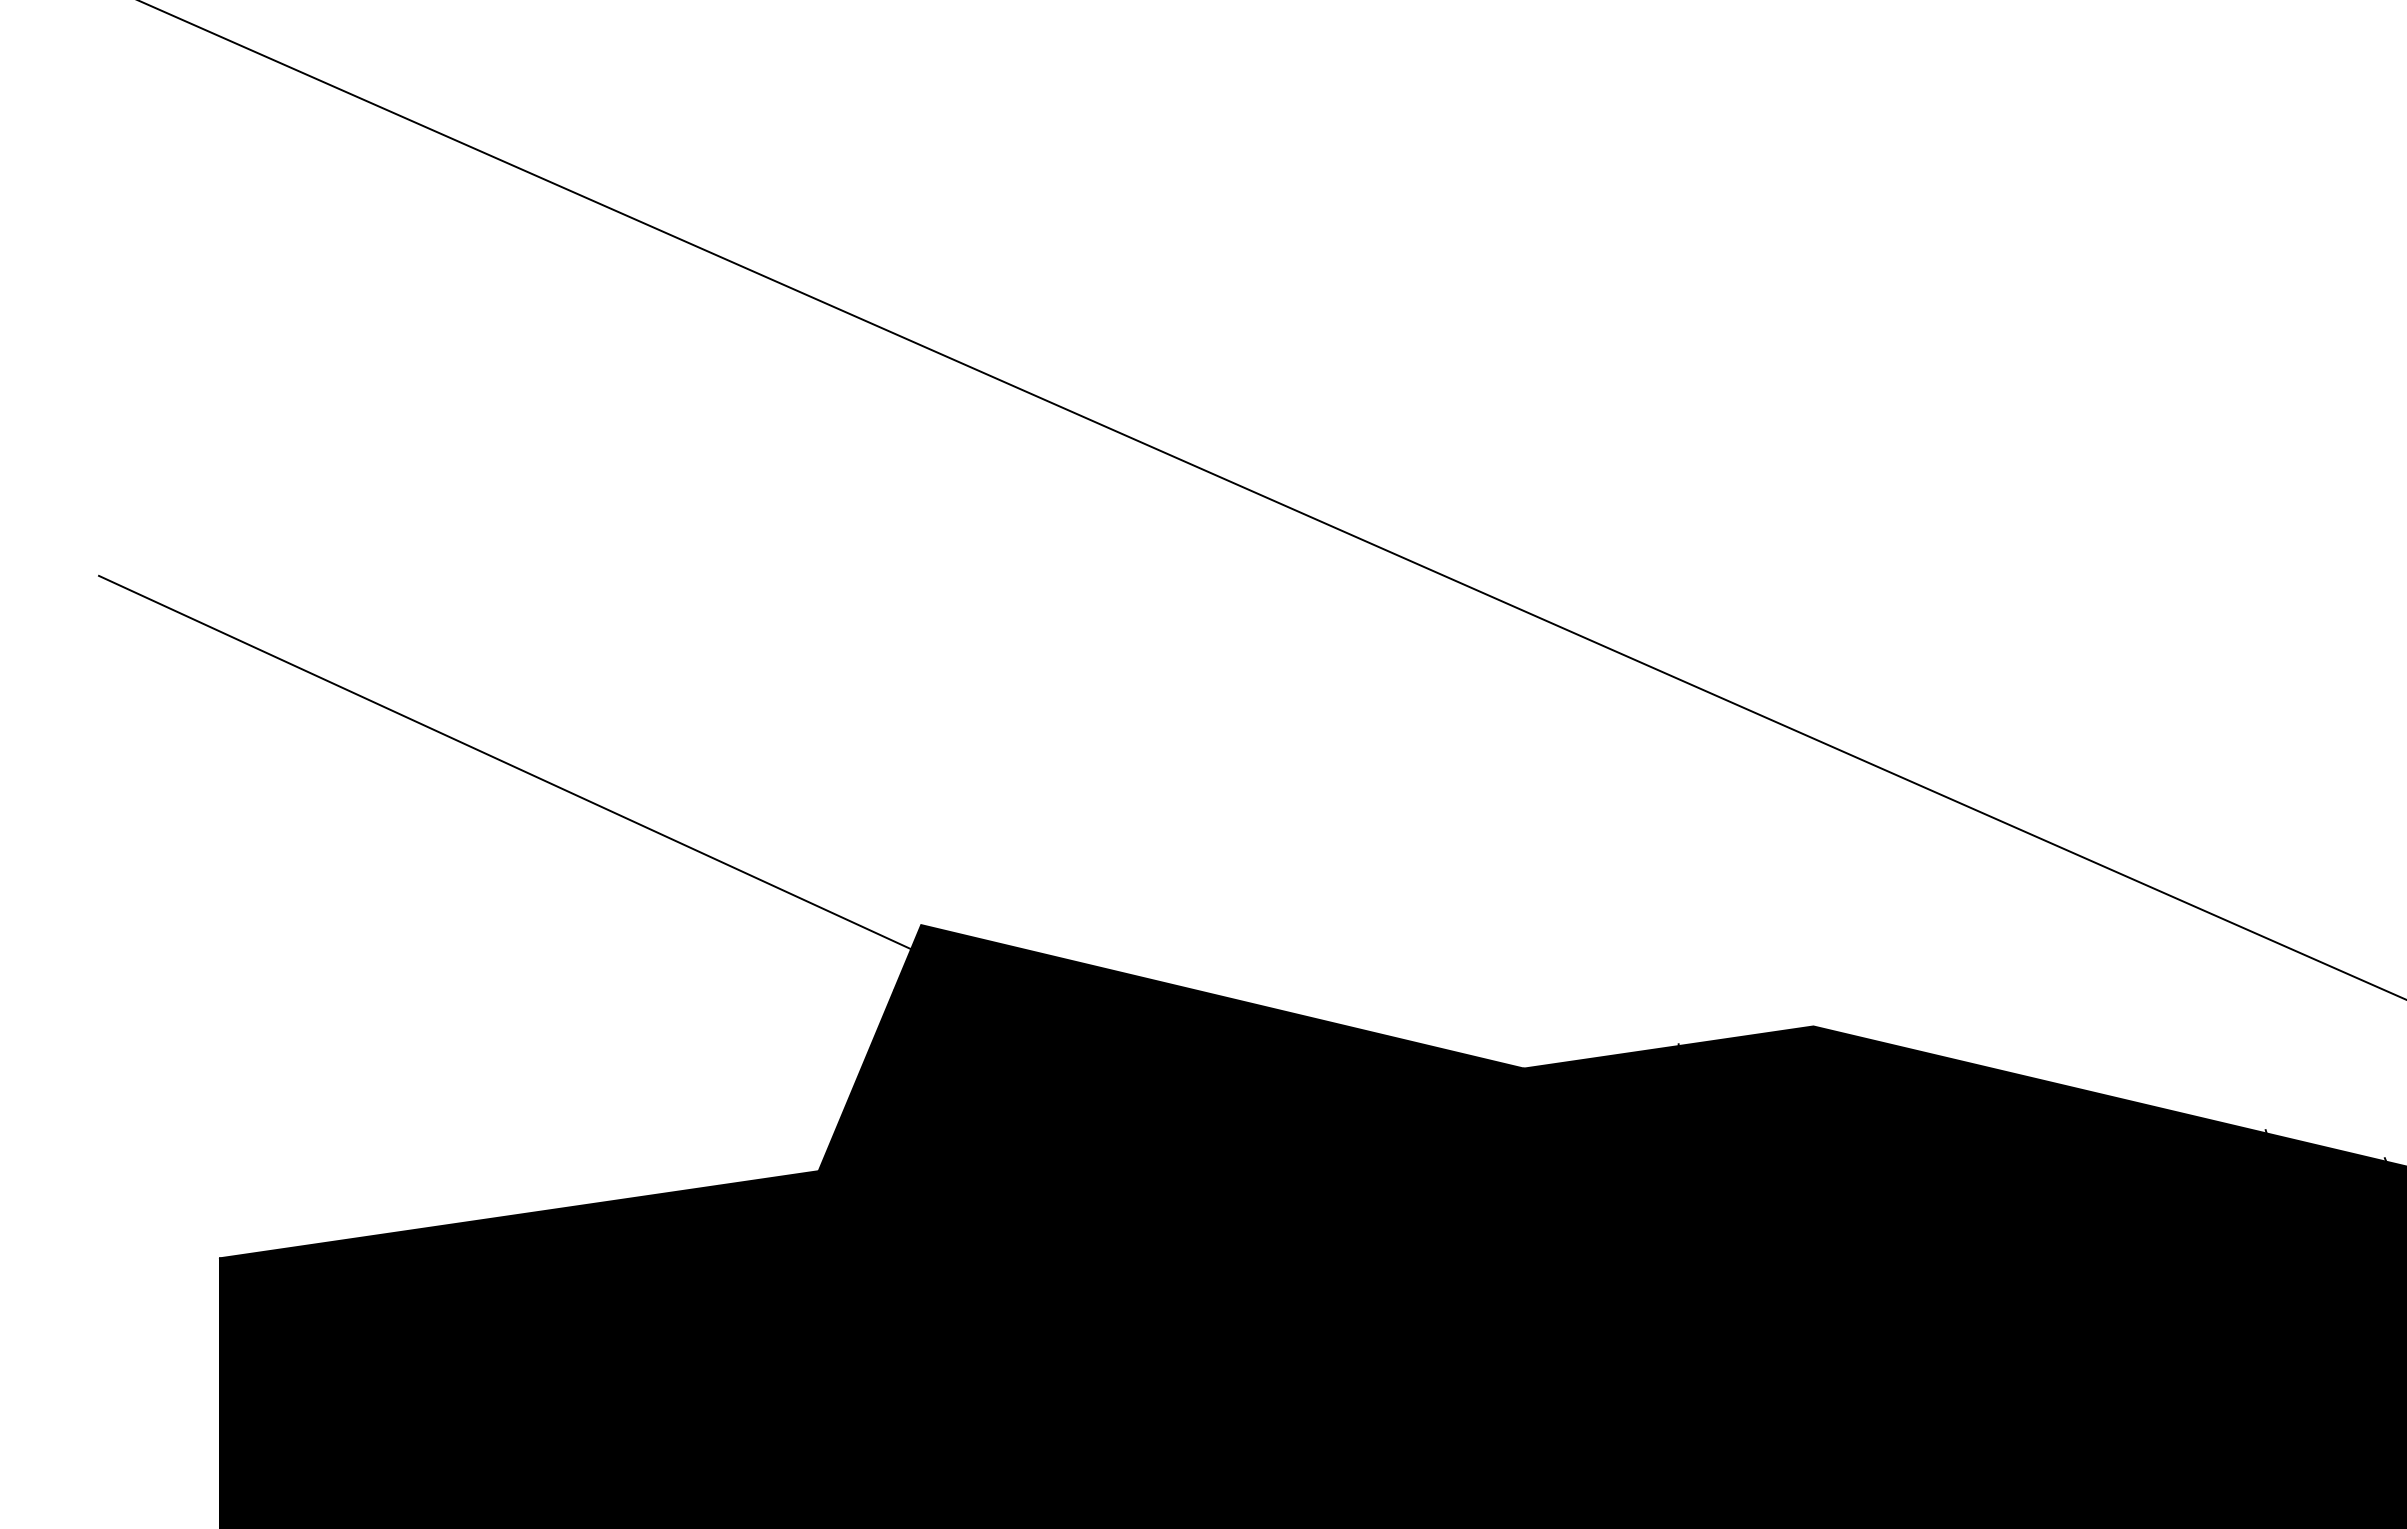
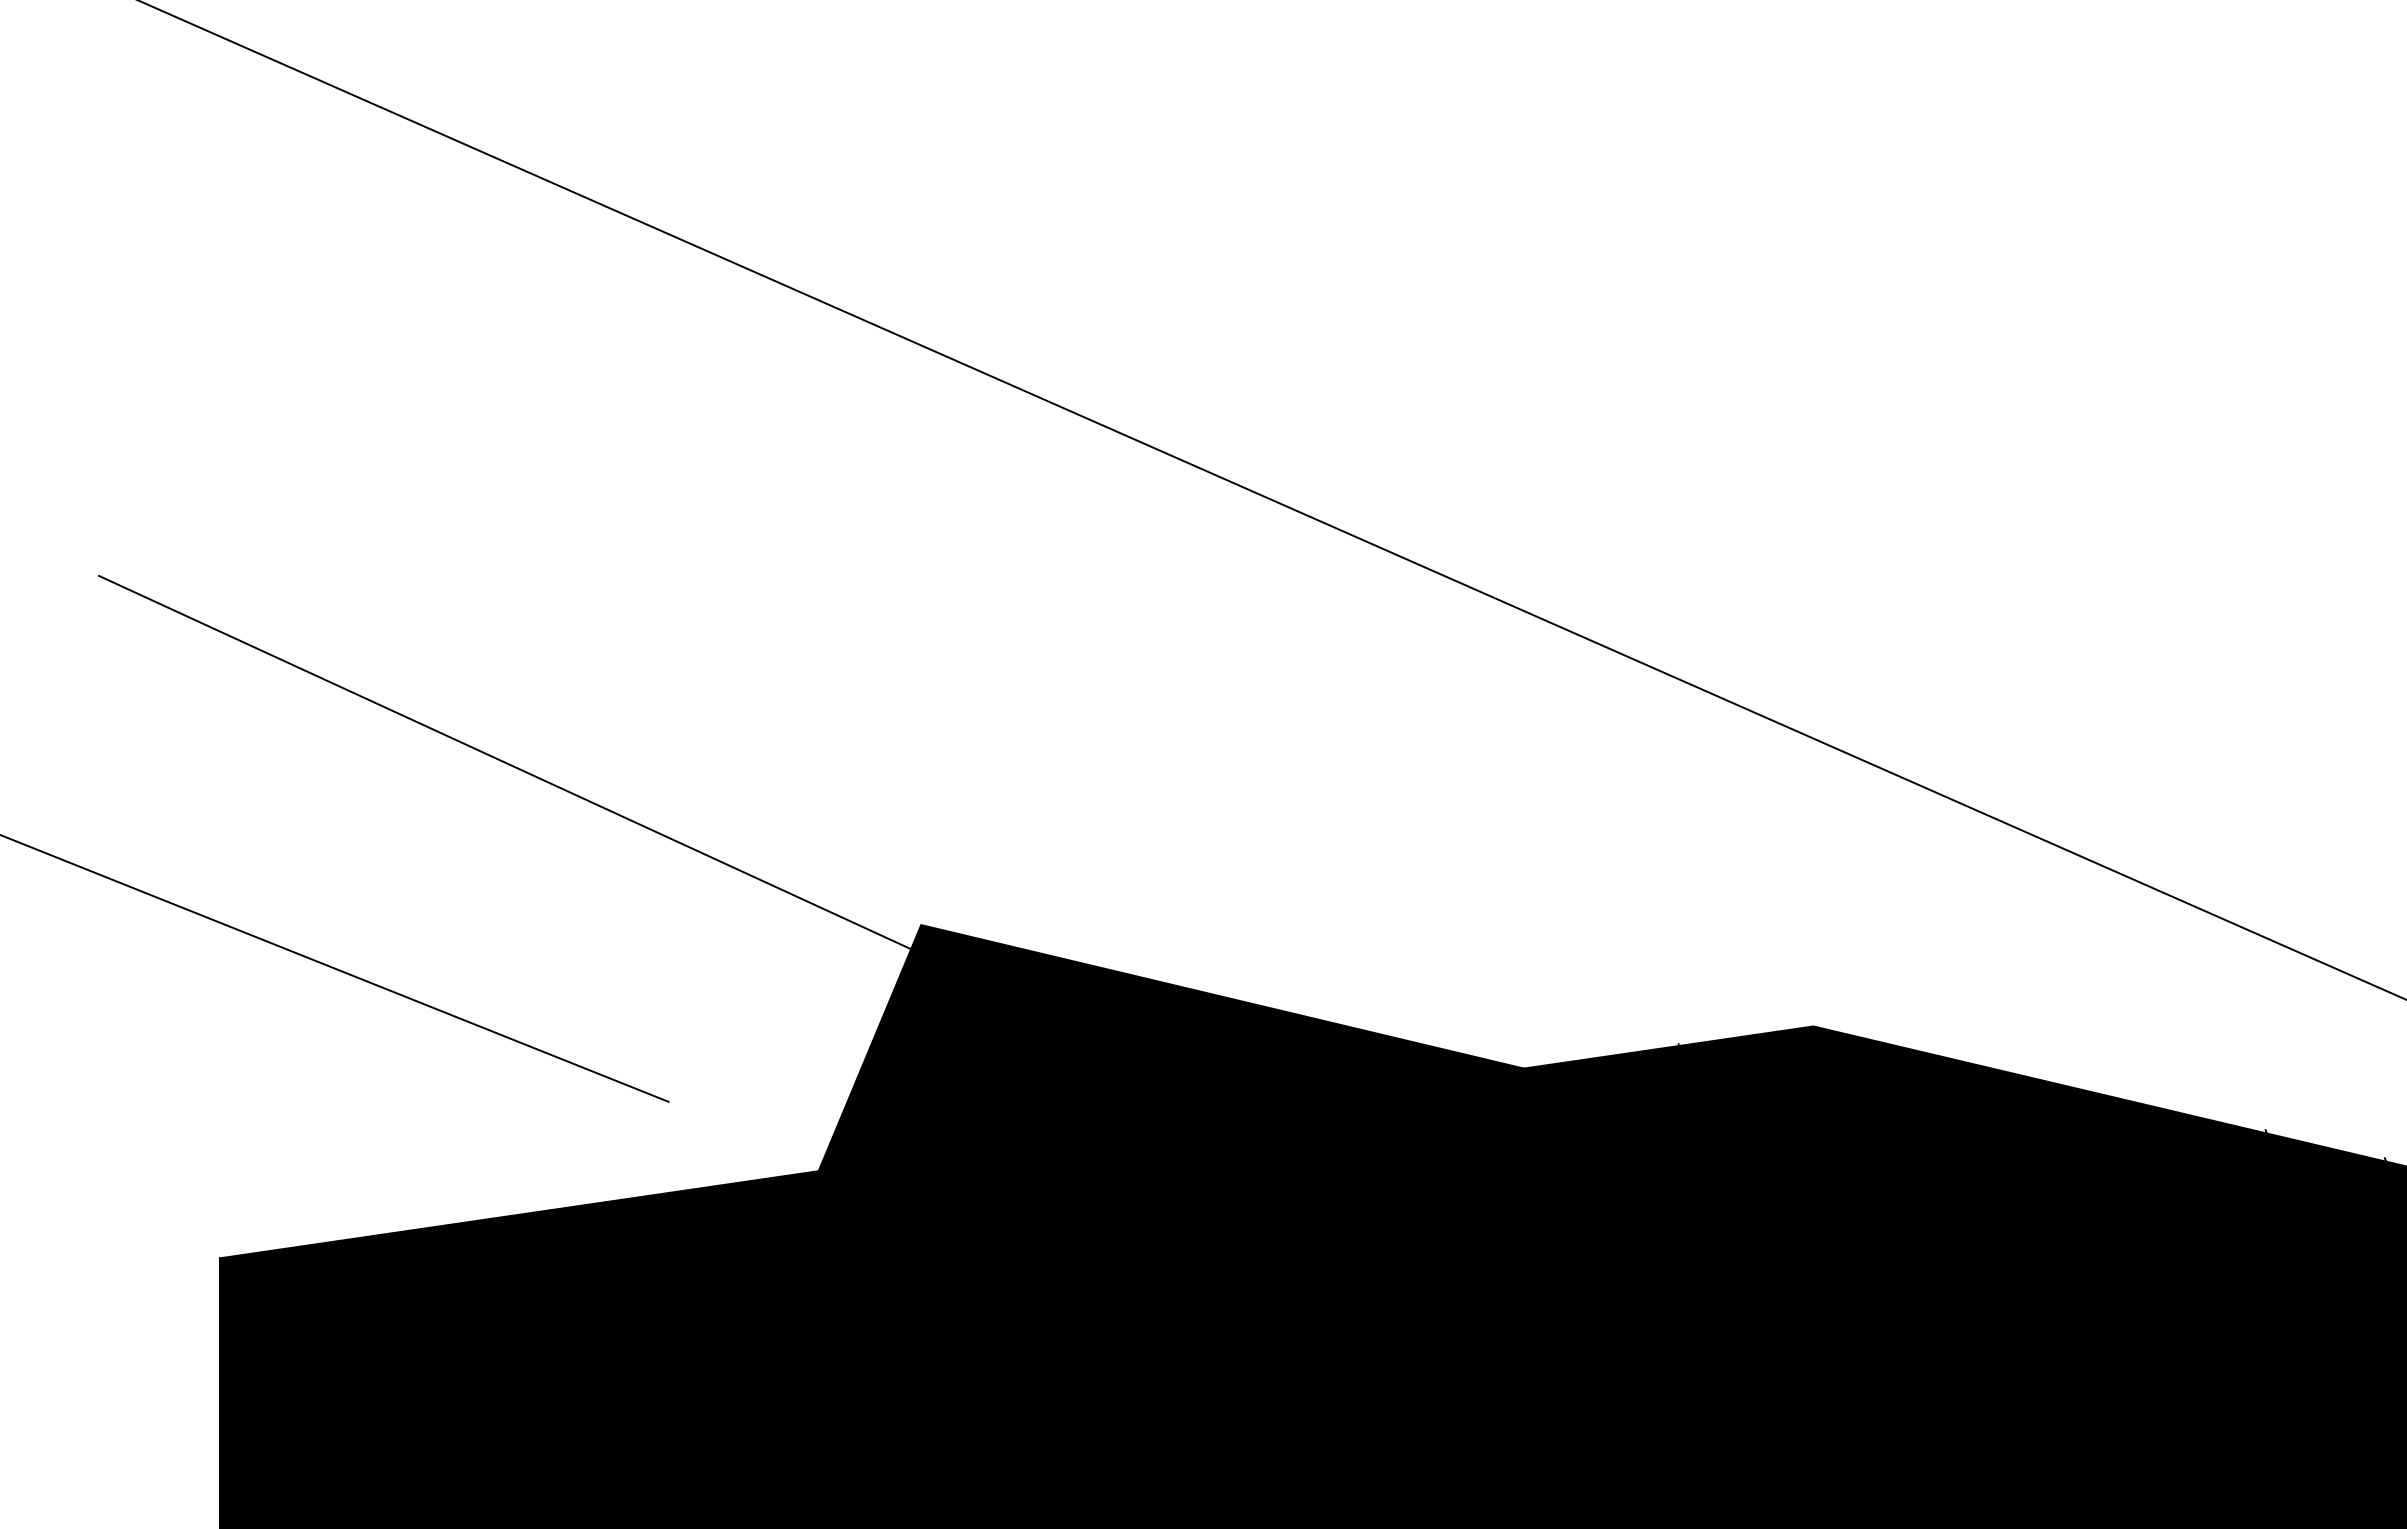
line: none -> present (335, 968)
